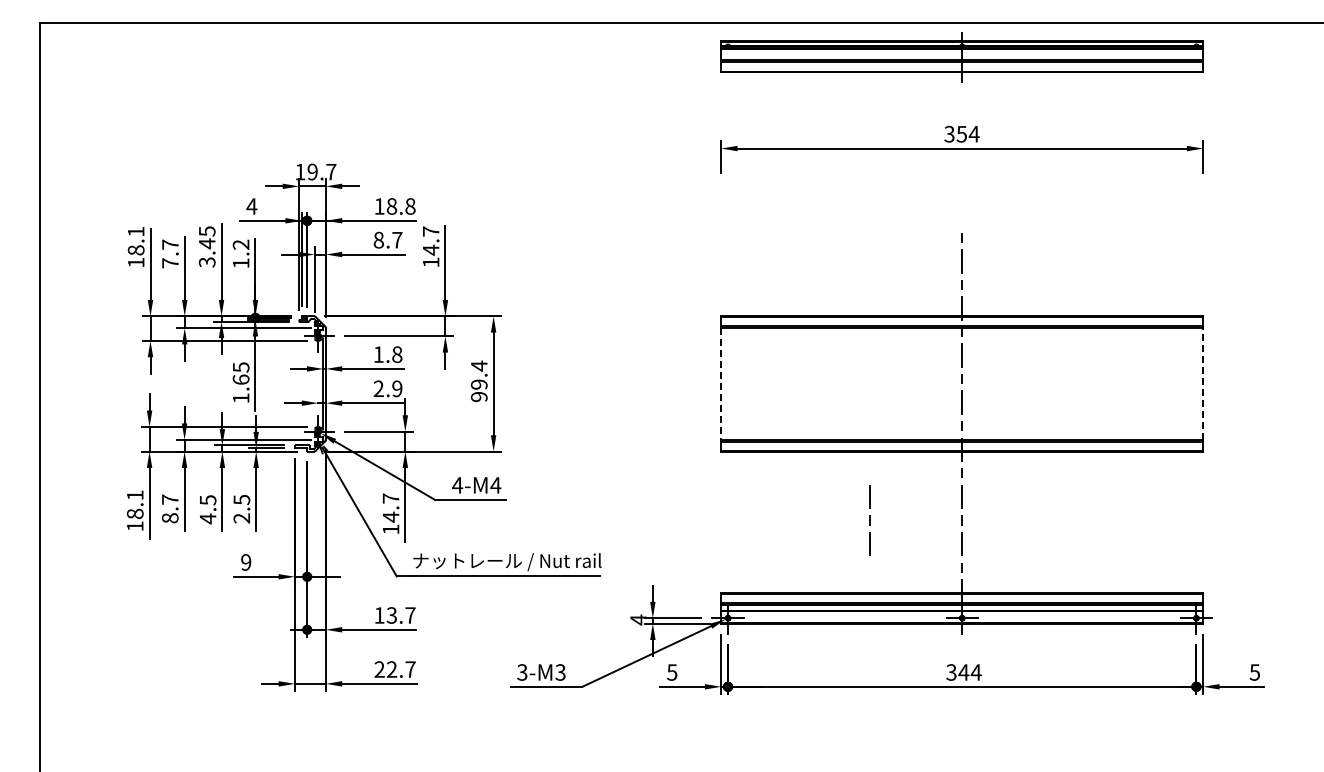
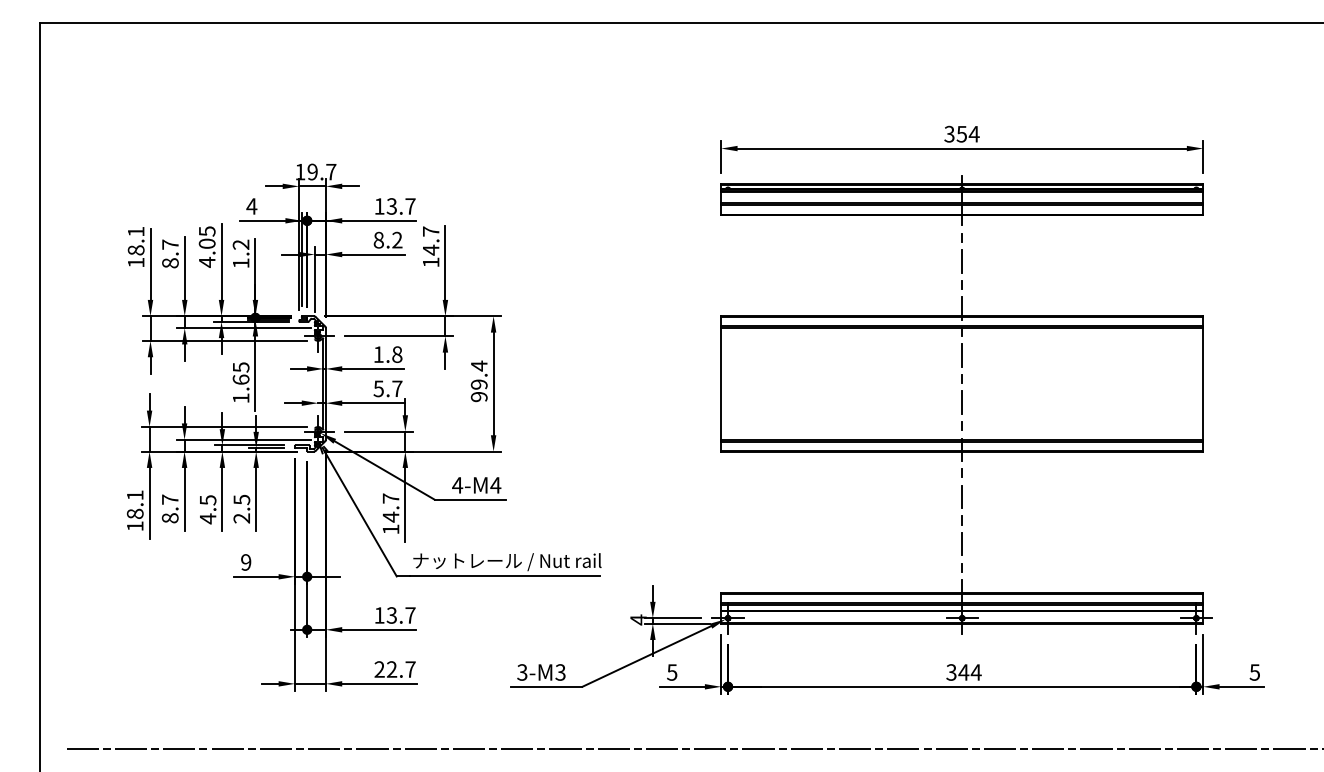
part position: (961, 57) -> (961, 200) (961, 200)
text: 18.8 -> 13.7 (400, 206)
text: 8.7 -> 8.2 (397, 239)
text: 3.45 -> 4.05 (206, 252)
text: 7.7 -> 8.7 (170, 263)
line: dashed -> solid (721, 383)
line: dashed -> solid (1203, 383)
text: 2.9 -> 5.7 (387, 388)
line: present -> none (869, 520)
line: none -> present (693, 748)
